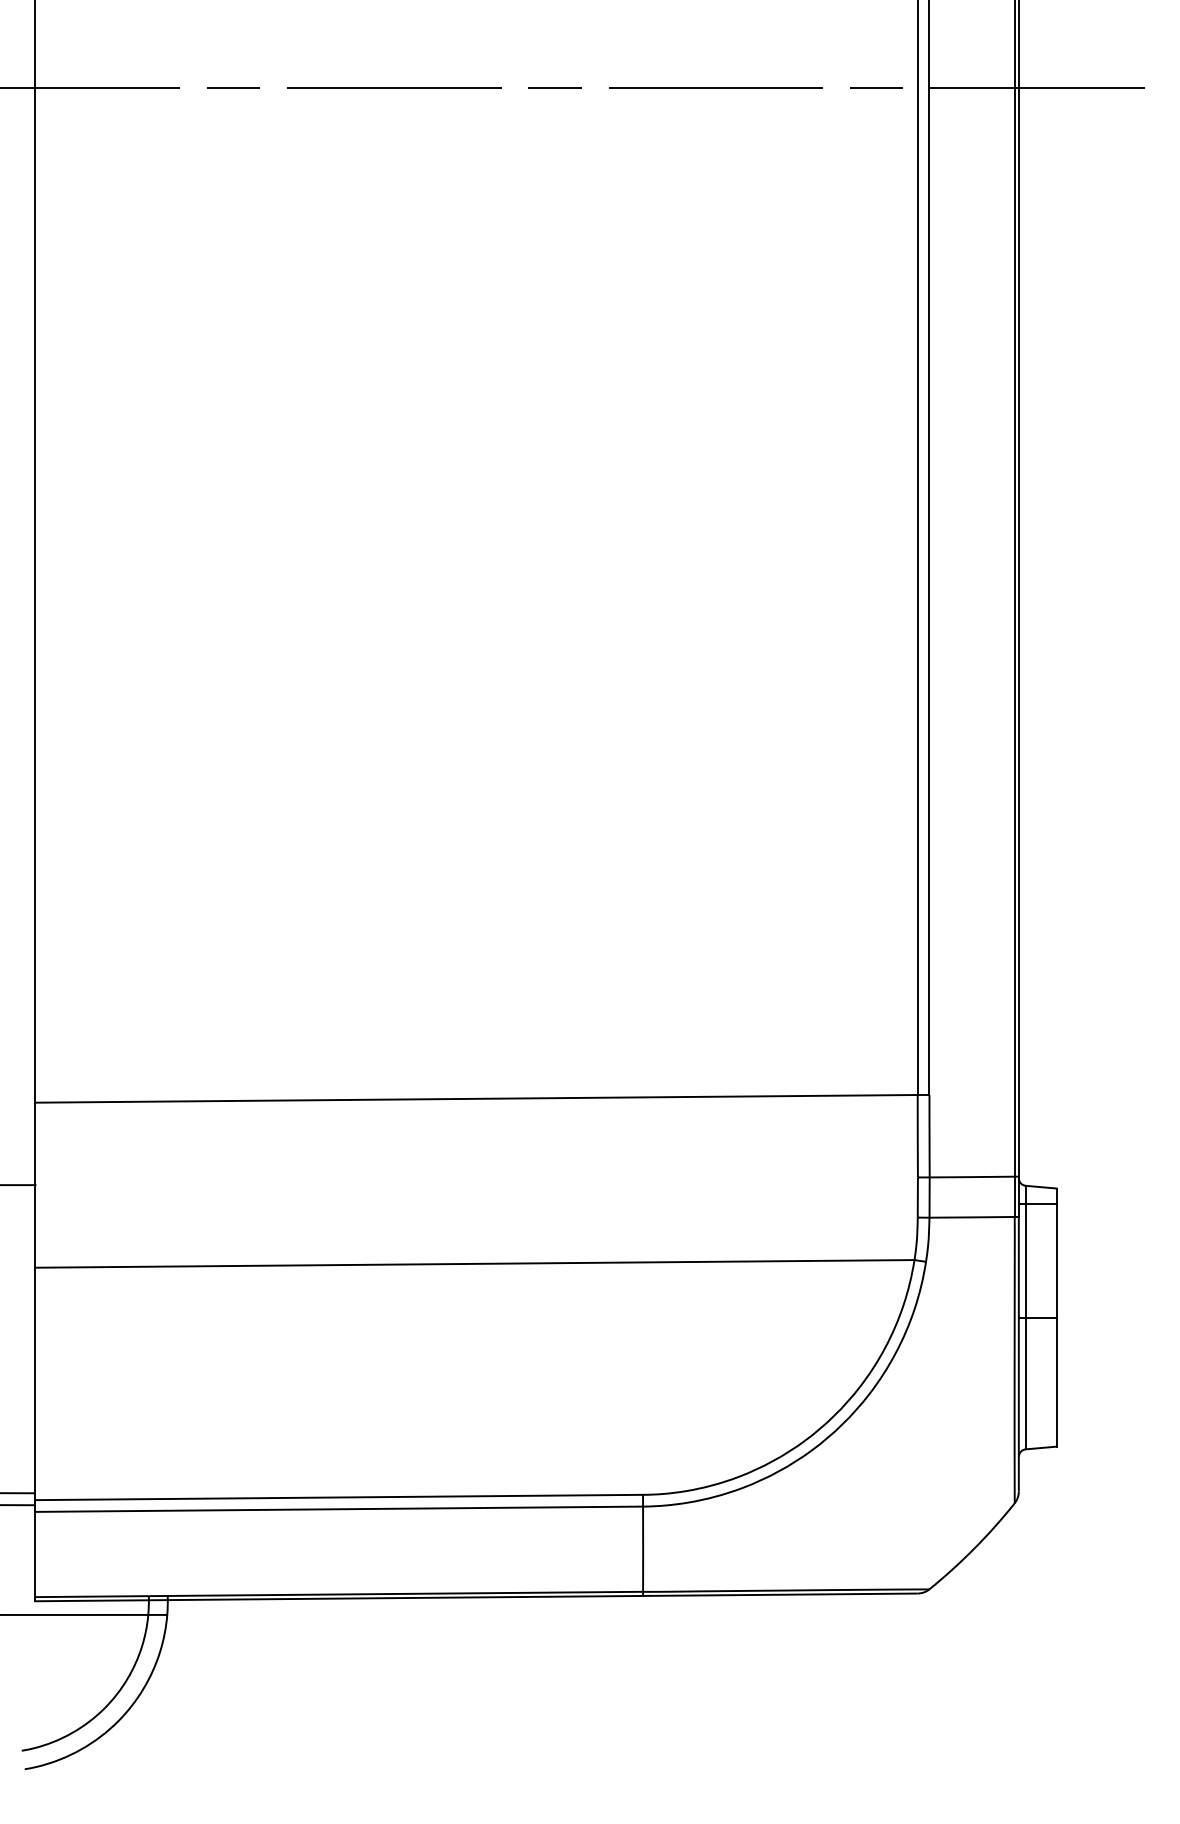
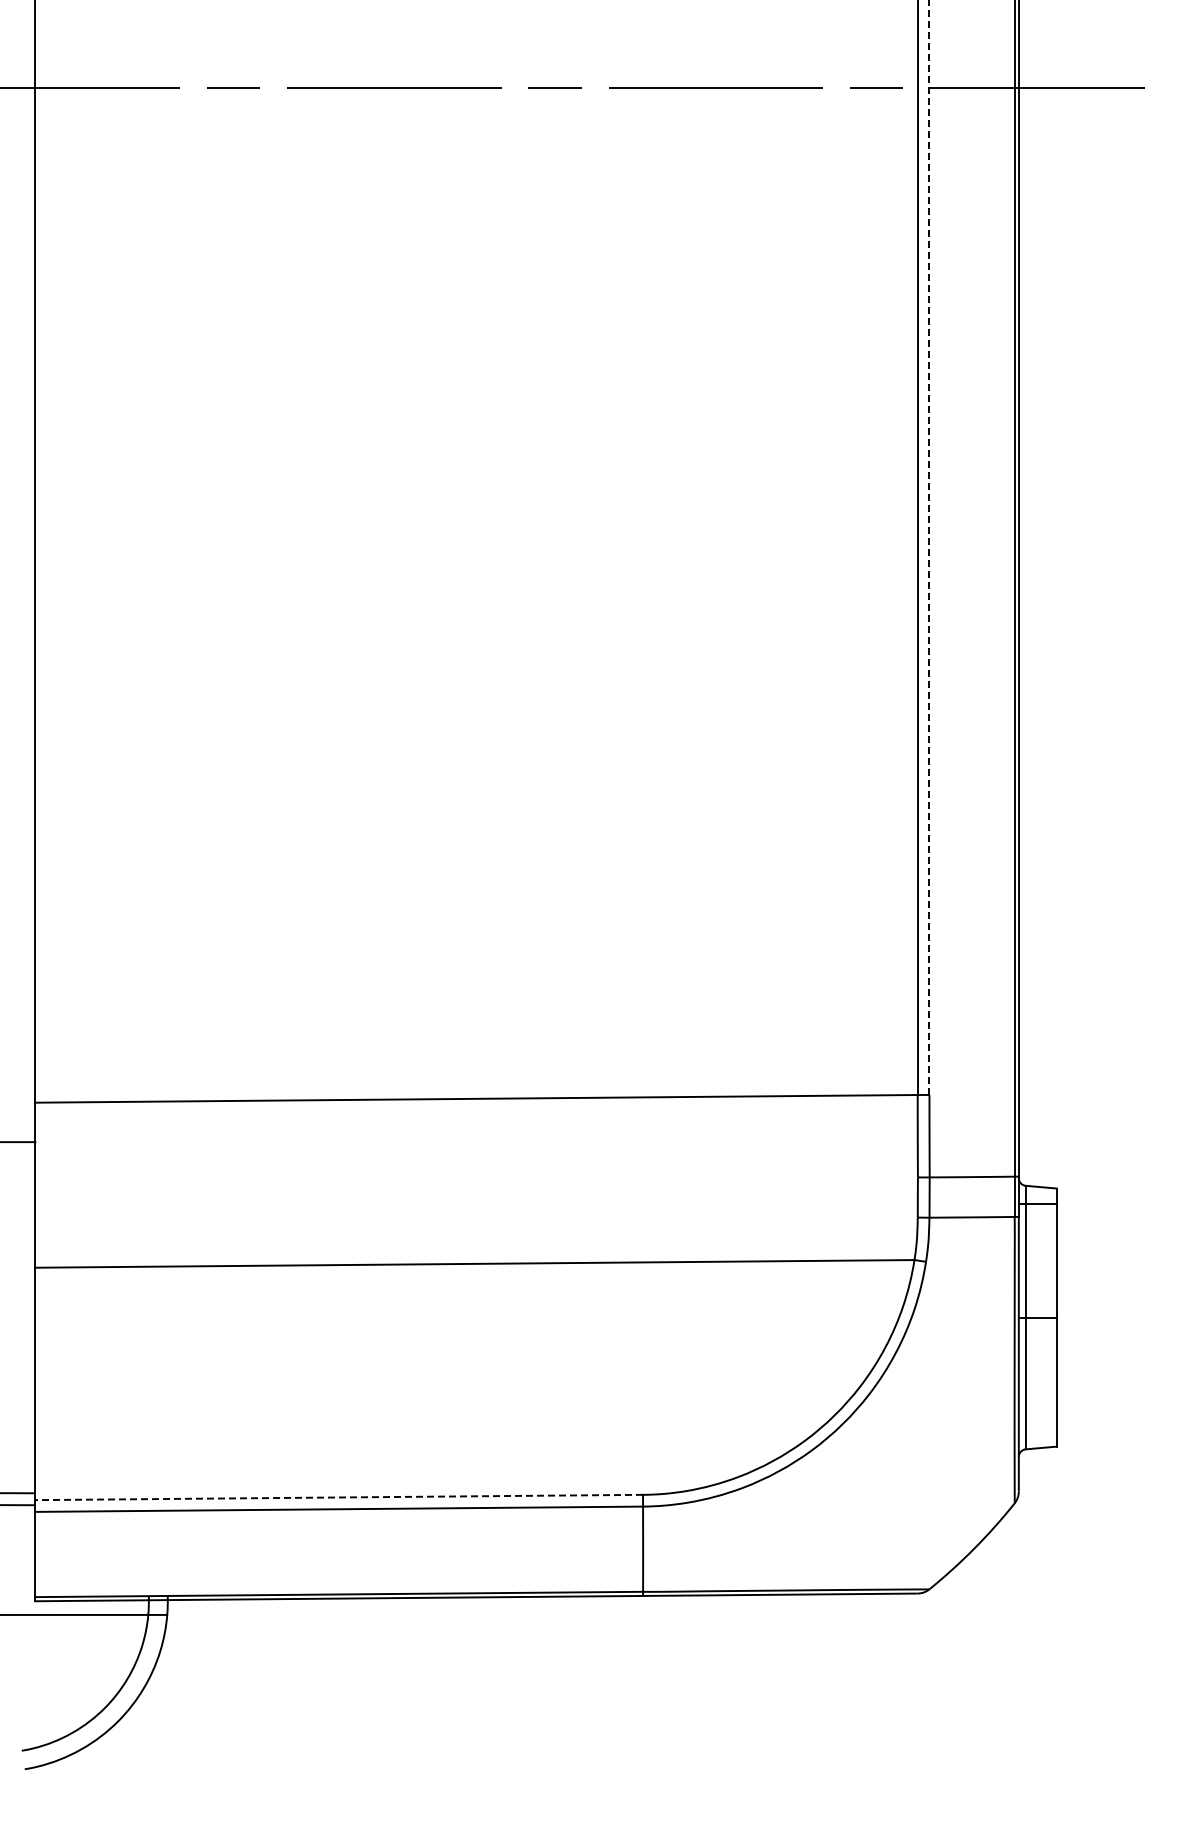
line: solid -> dashed (929, 547)
line position: (18, 1185) -> (18, 1142) (18, 1142)
line: solid -> dashed (339, 1497)
